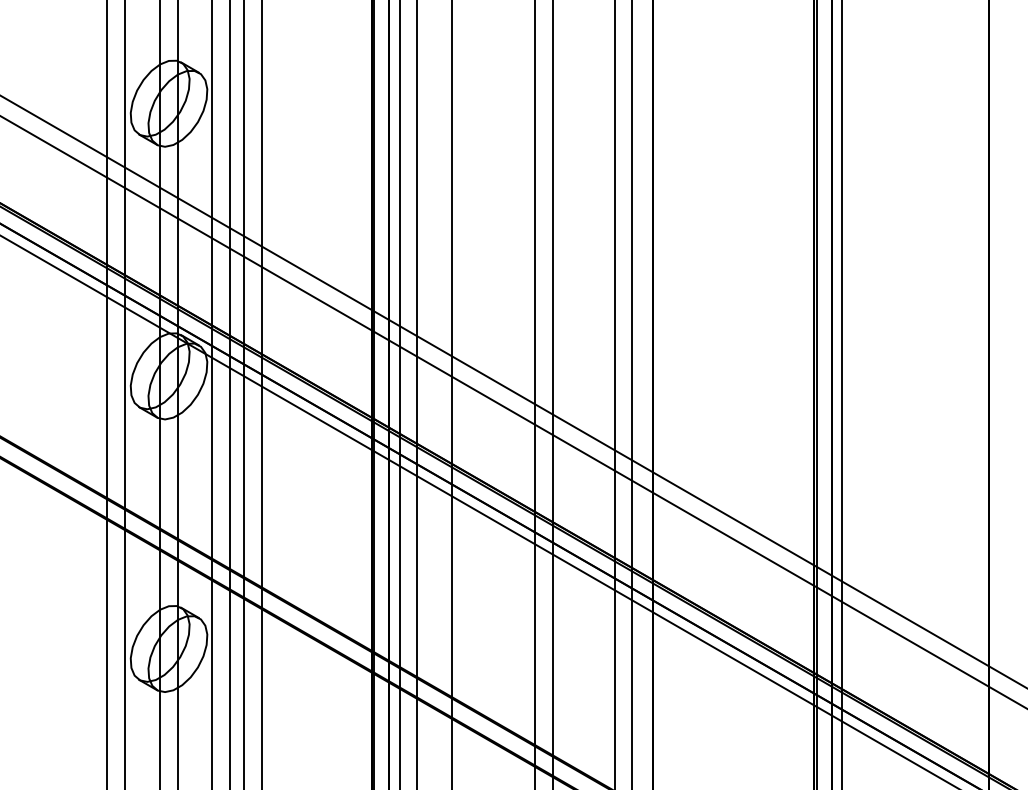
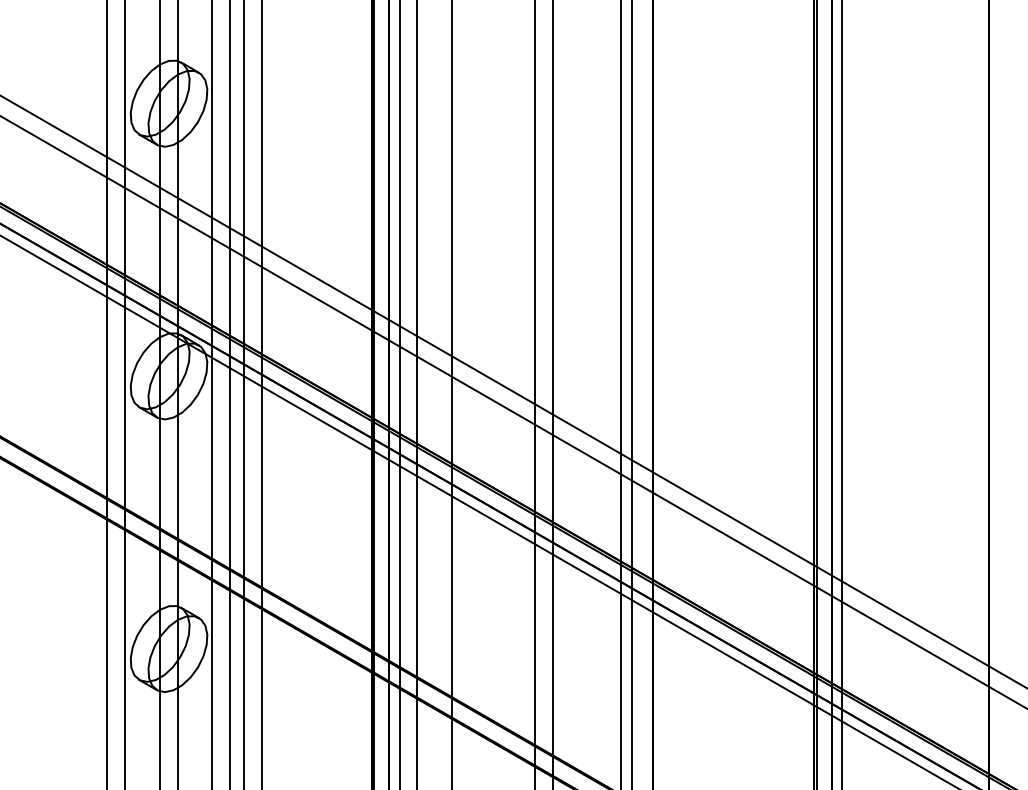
line position: (614, 394) -> (620, 394) (620, 394)
